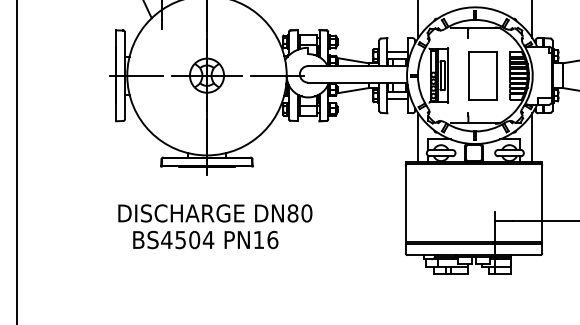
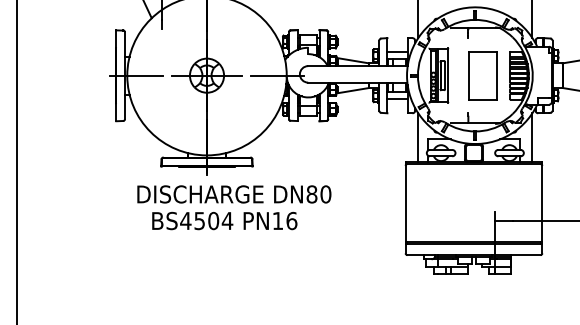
text position: (215, 226) -> (234, 207) (234, 207)
